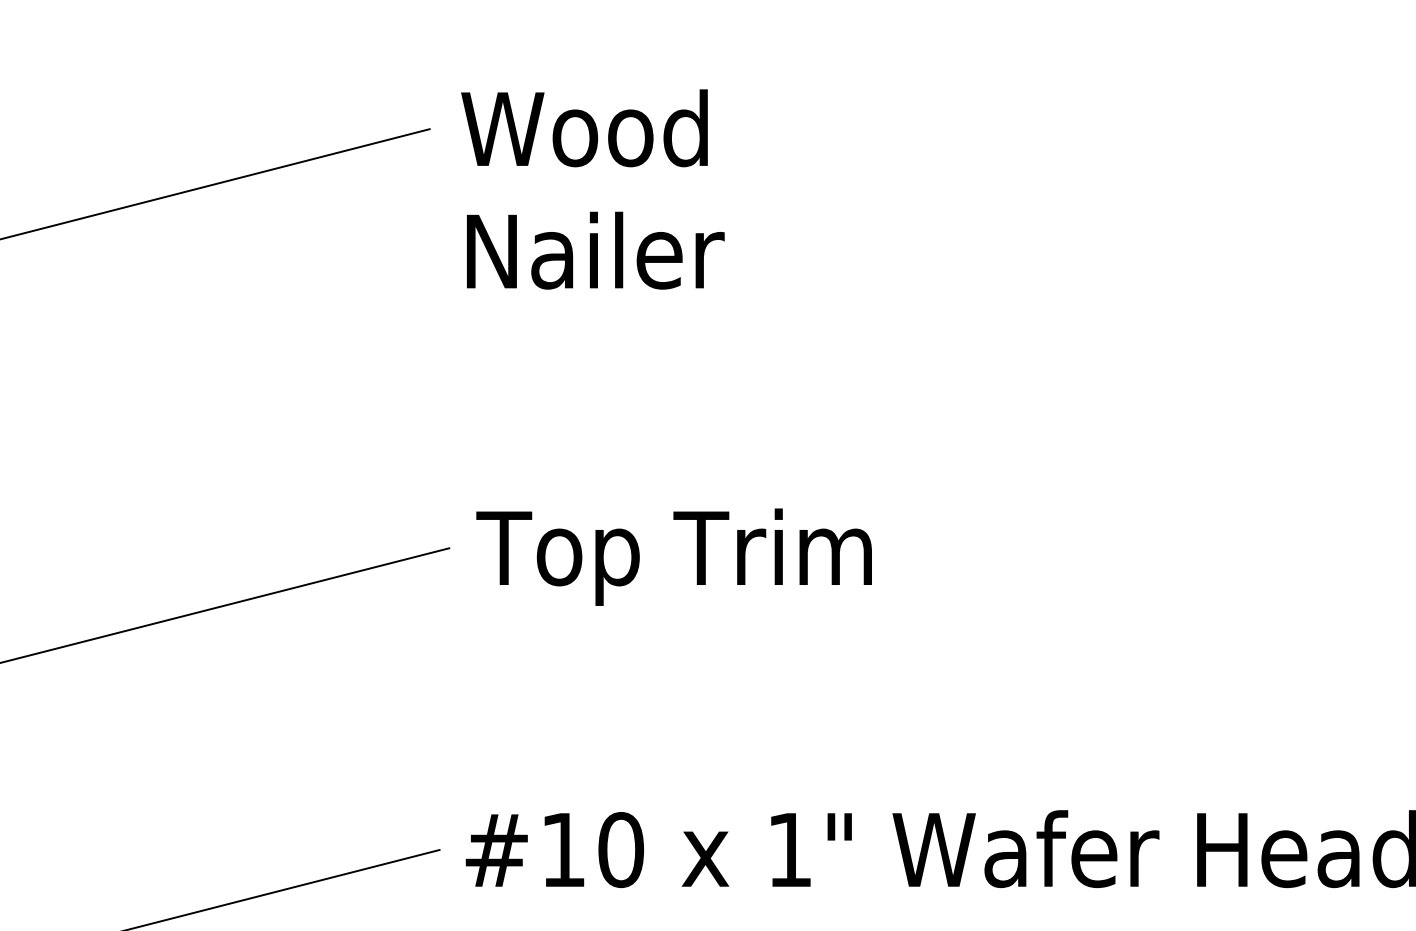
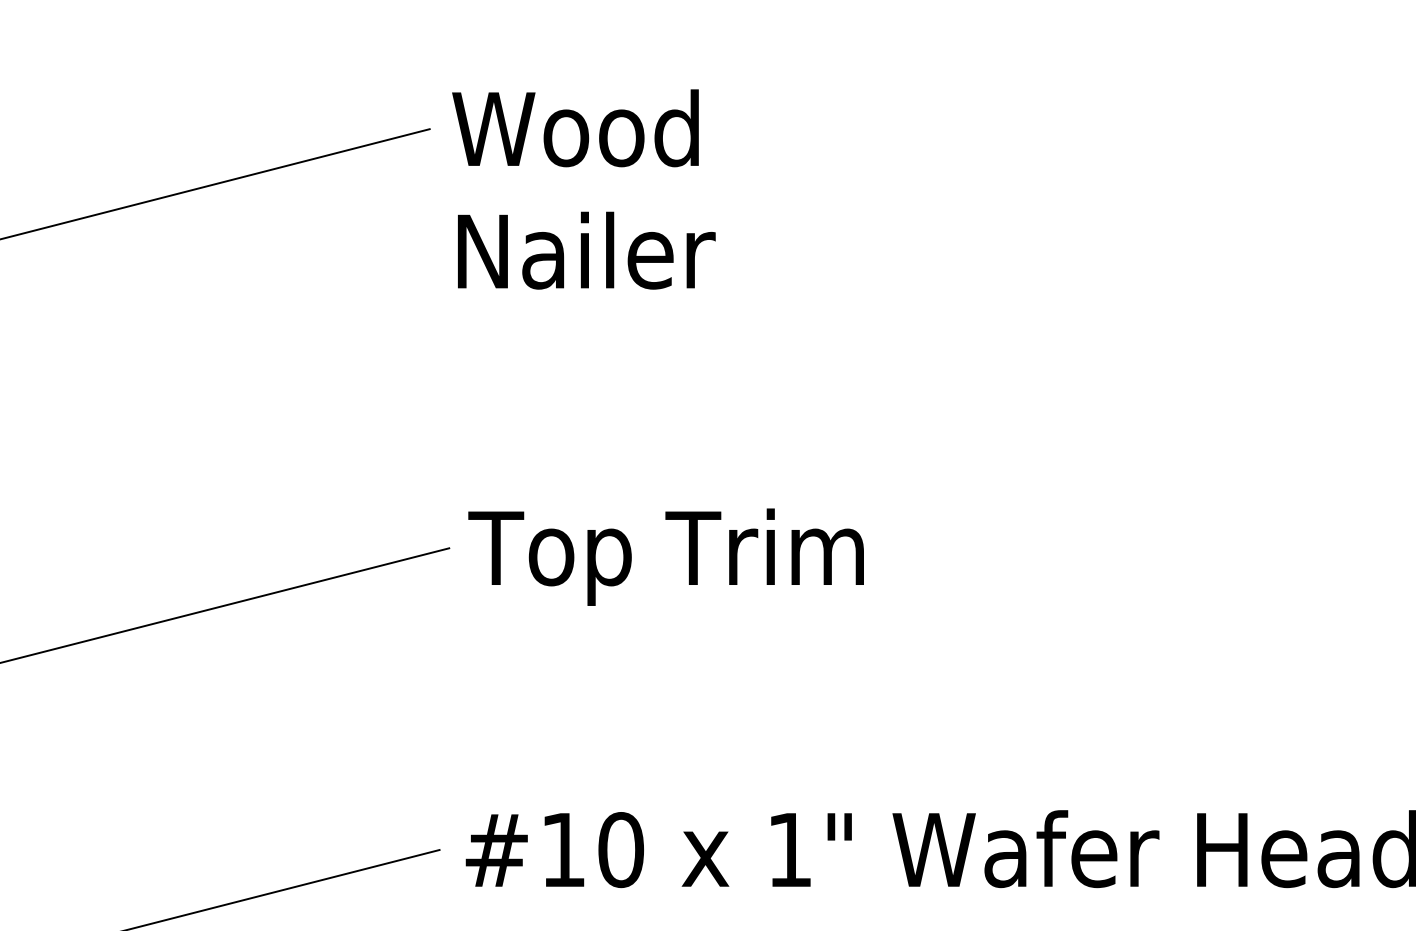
text position: (592, 189) -> (583, 189) (583, 189)
text position: (673, 556) -> (665, 556) (665, 556)
